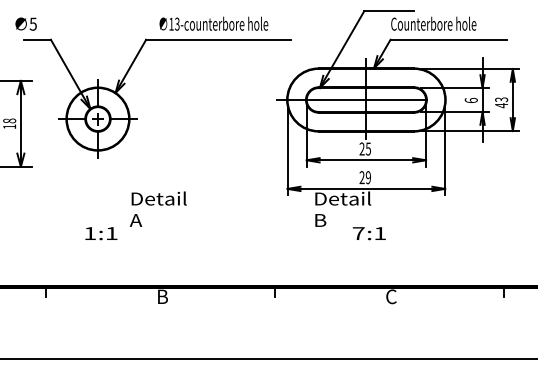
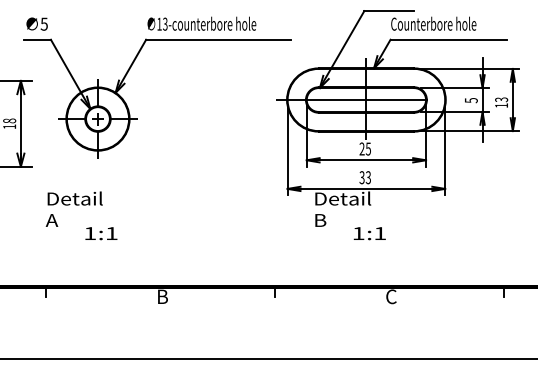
text position: (25, 23) -> (36, 23) (36, 23)
text position: (213, 23) -> (201, 23) (201, 23)
text: 6 -> 5 (470, 100)
text: 43 -> 13 (501, 105)
text: 29 -> 33 (364, 177)
text position: (157, 208) -> (73, 208) (73, 208)
text: 7:1 -> 1:1 (358, 233)
